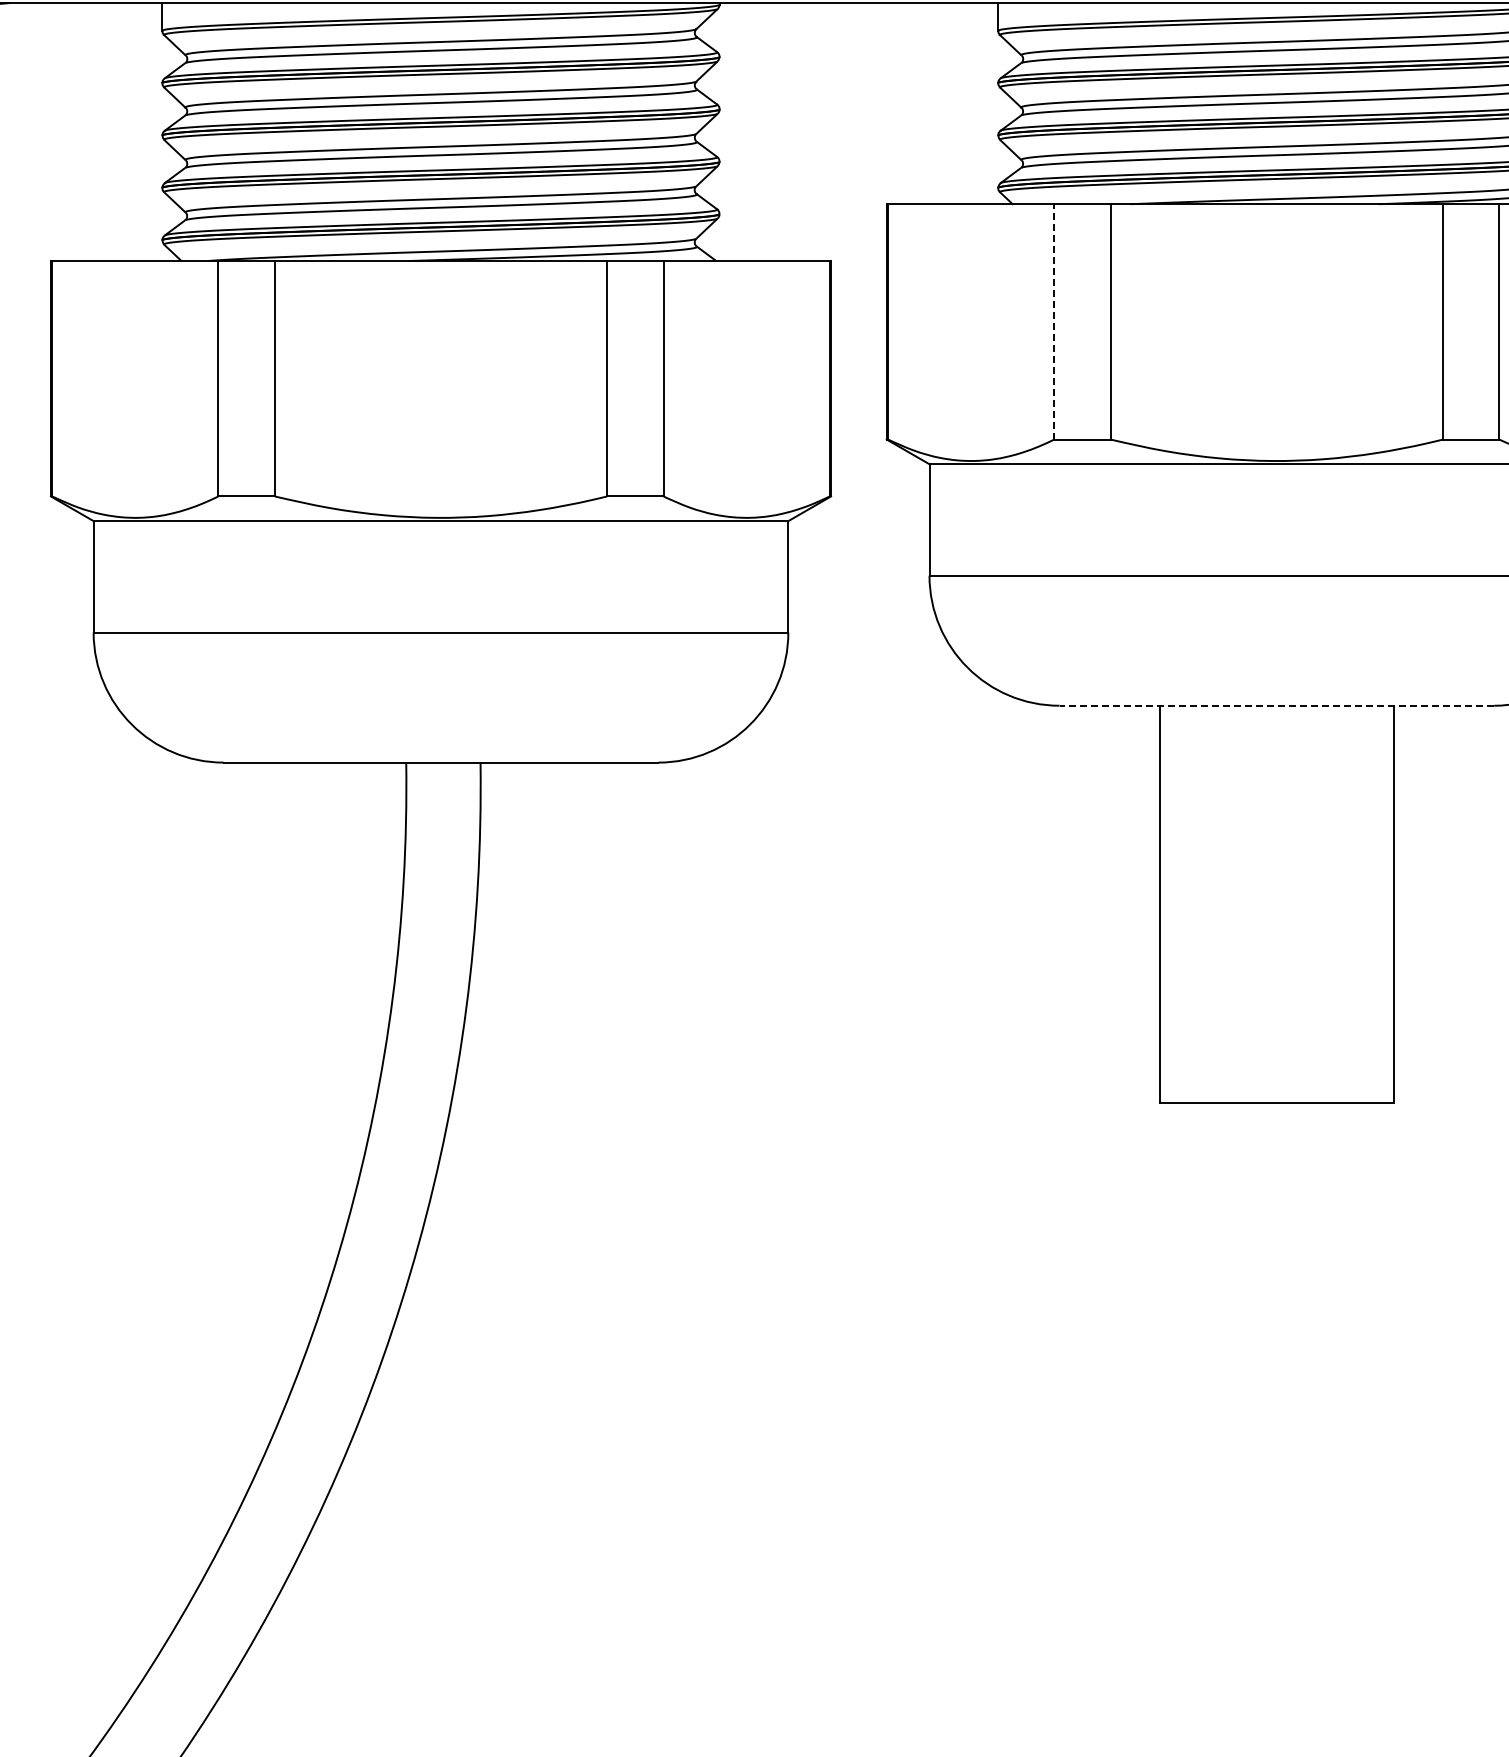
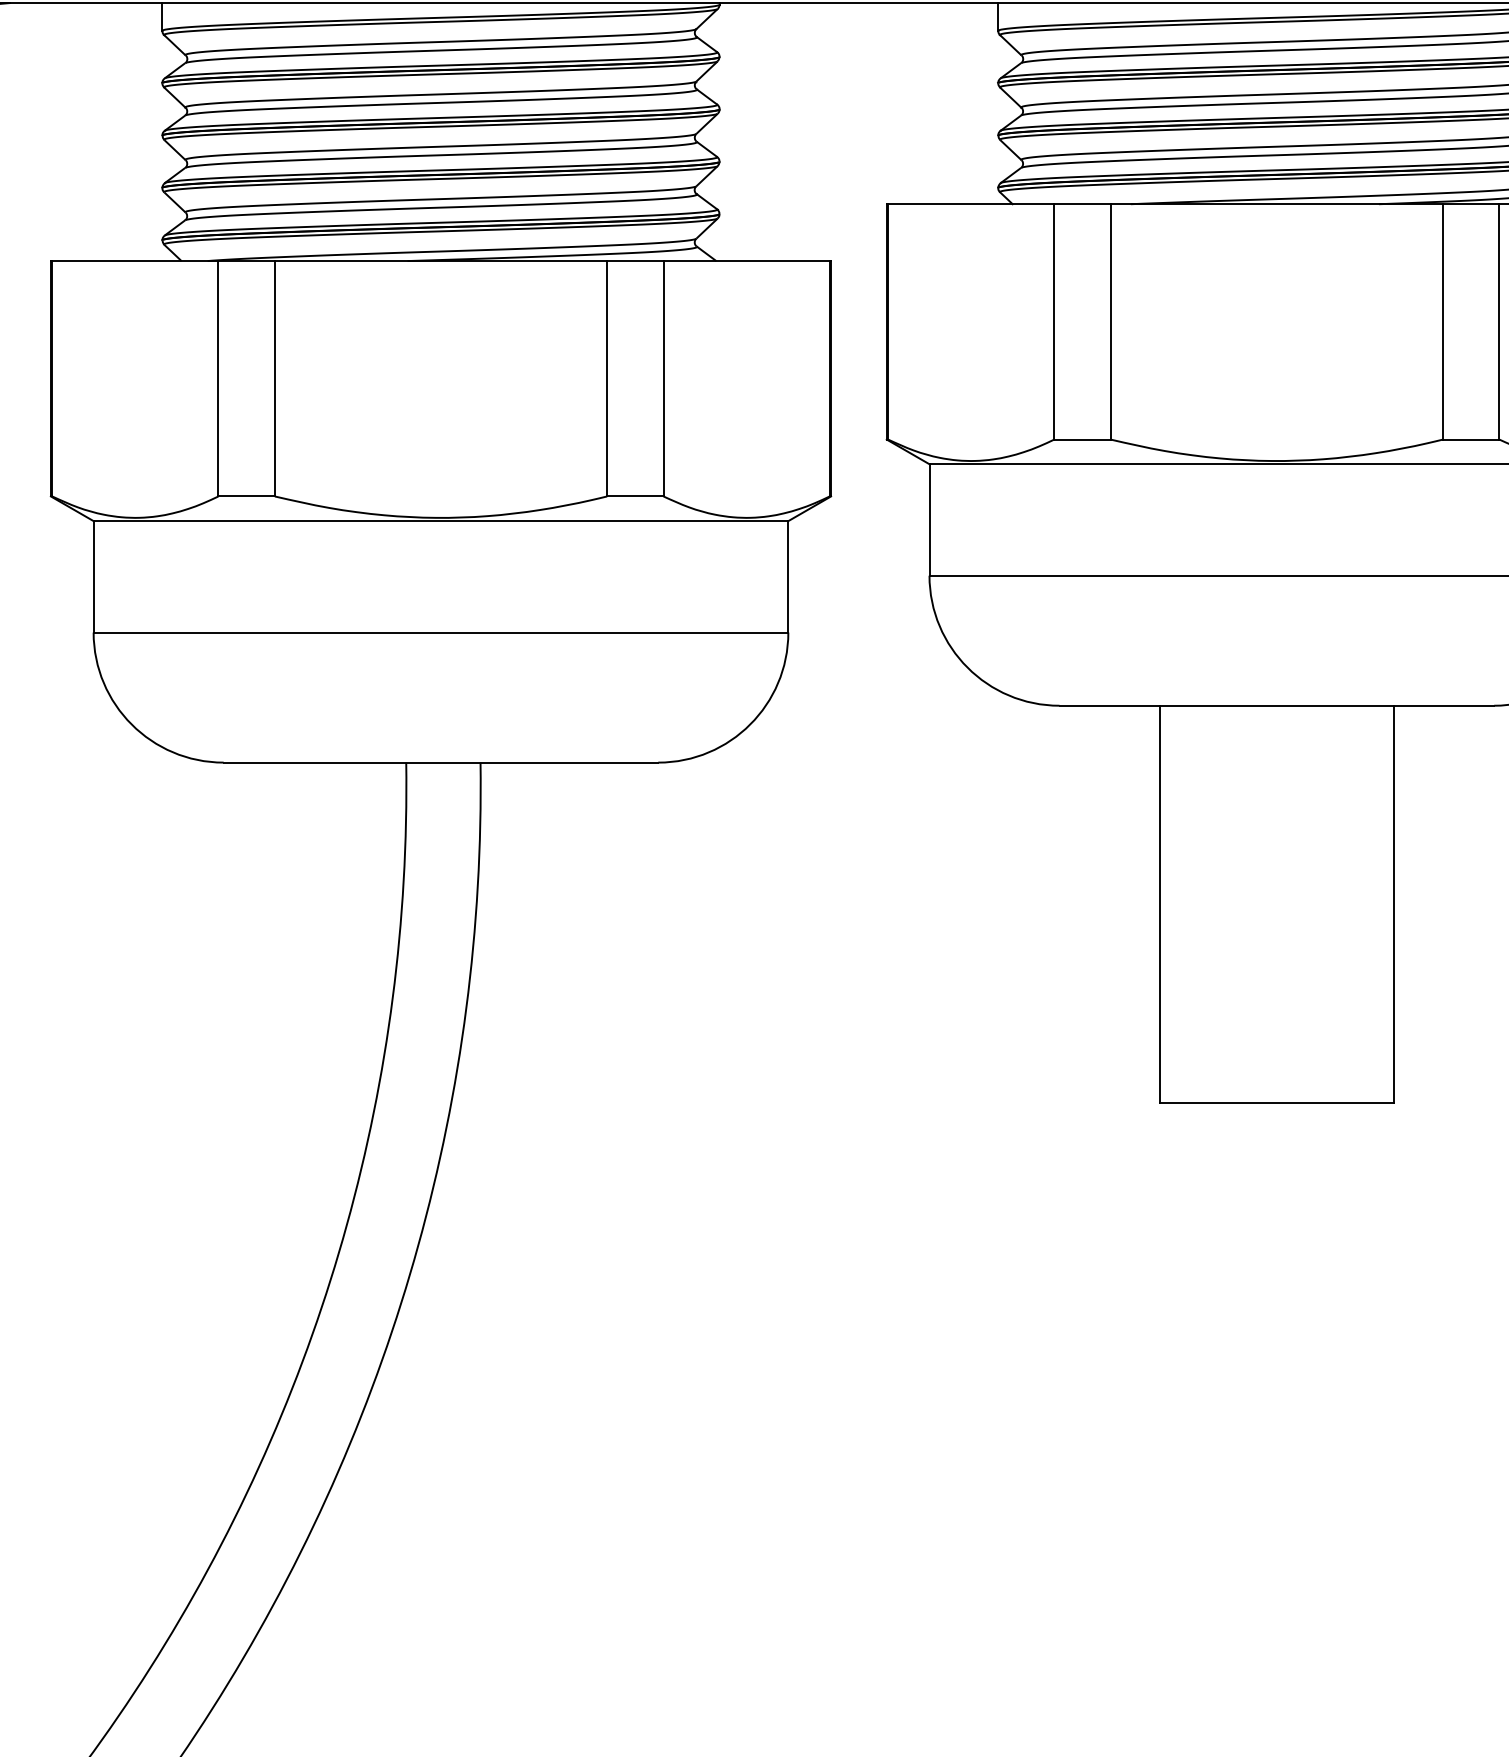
line: dashed -> solid (1054, 321)
line: dashed -> solid (1276, 705)
